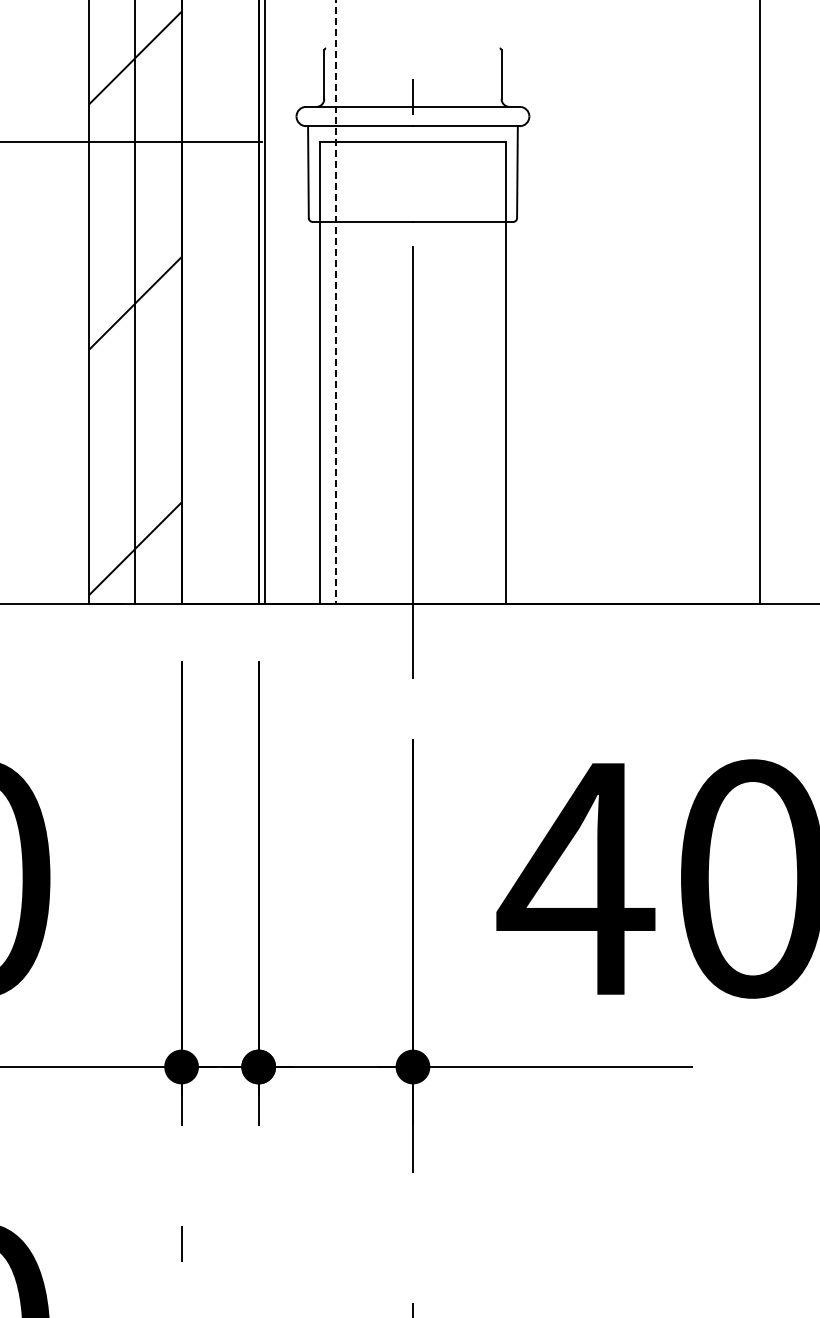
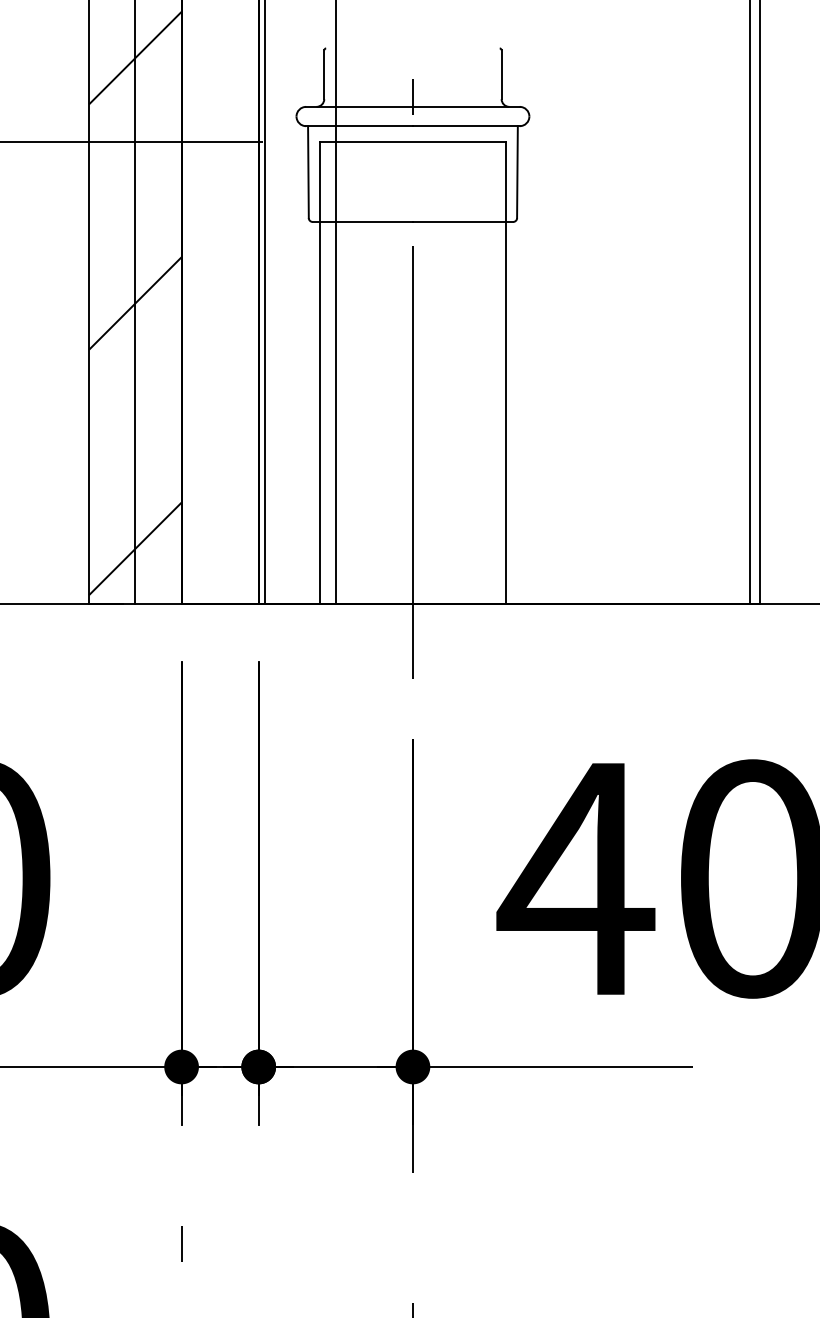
line: dashed -> solid (335, 302)
line: none -> present (750, 303)
